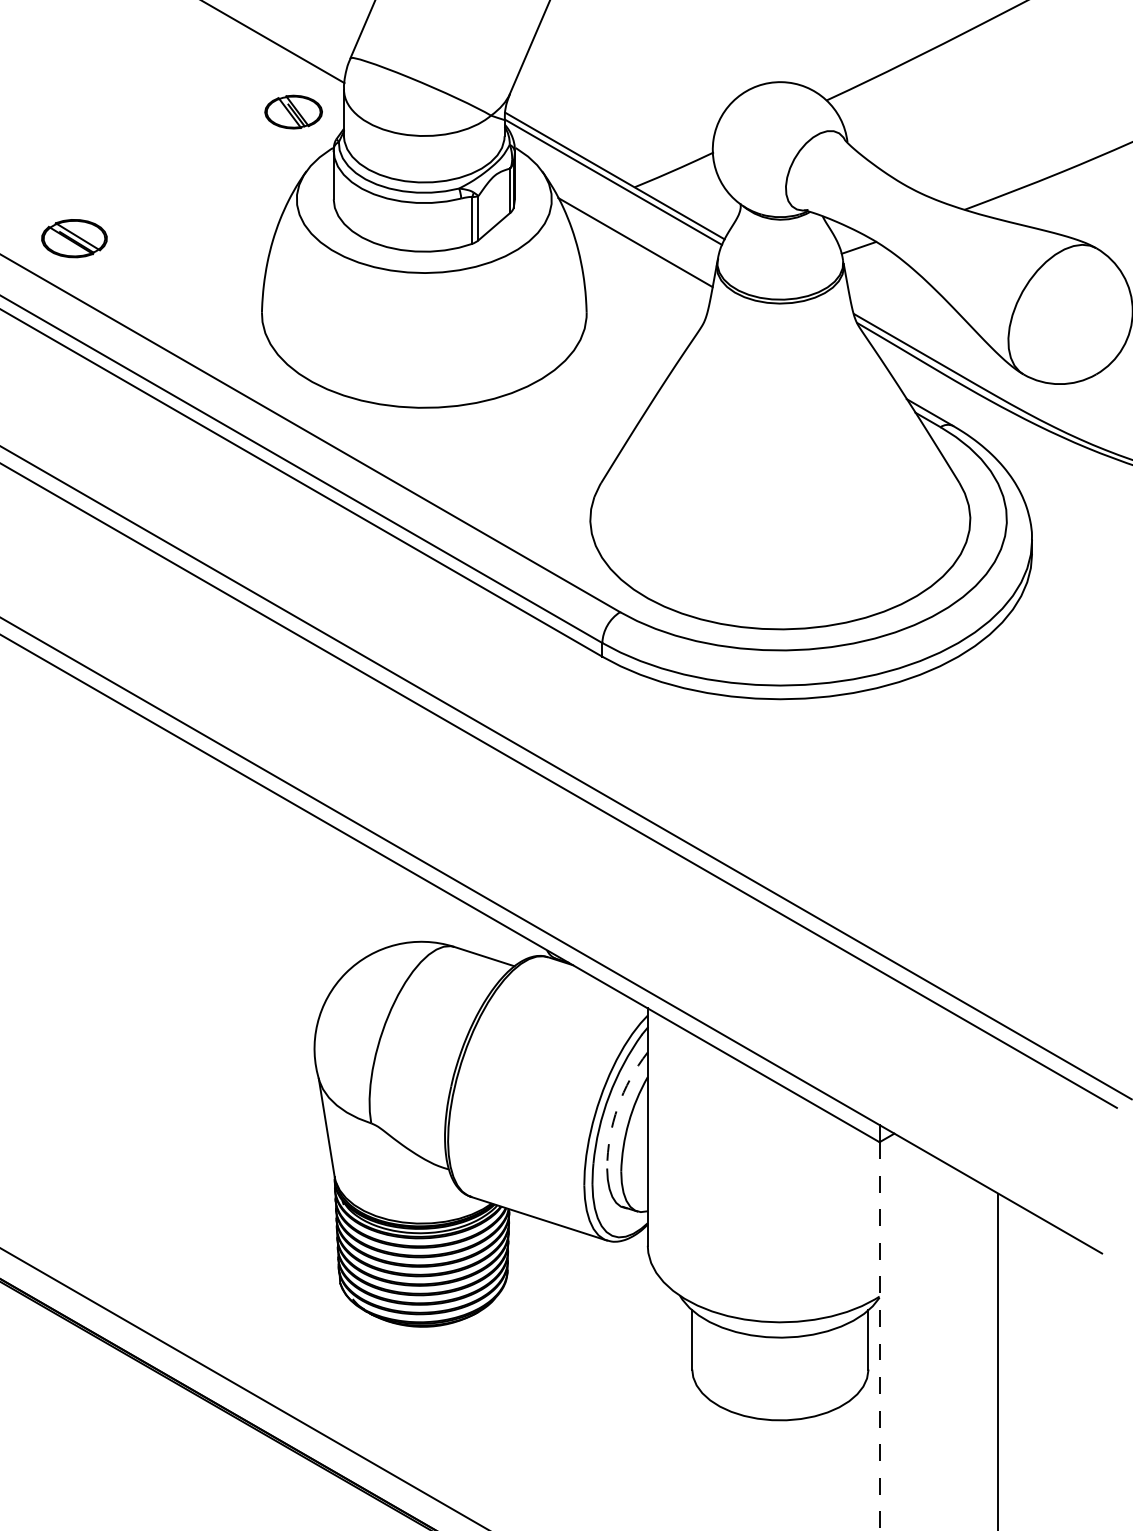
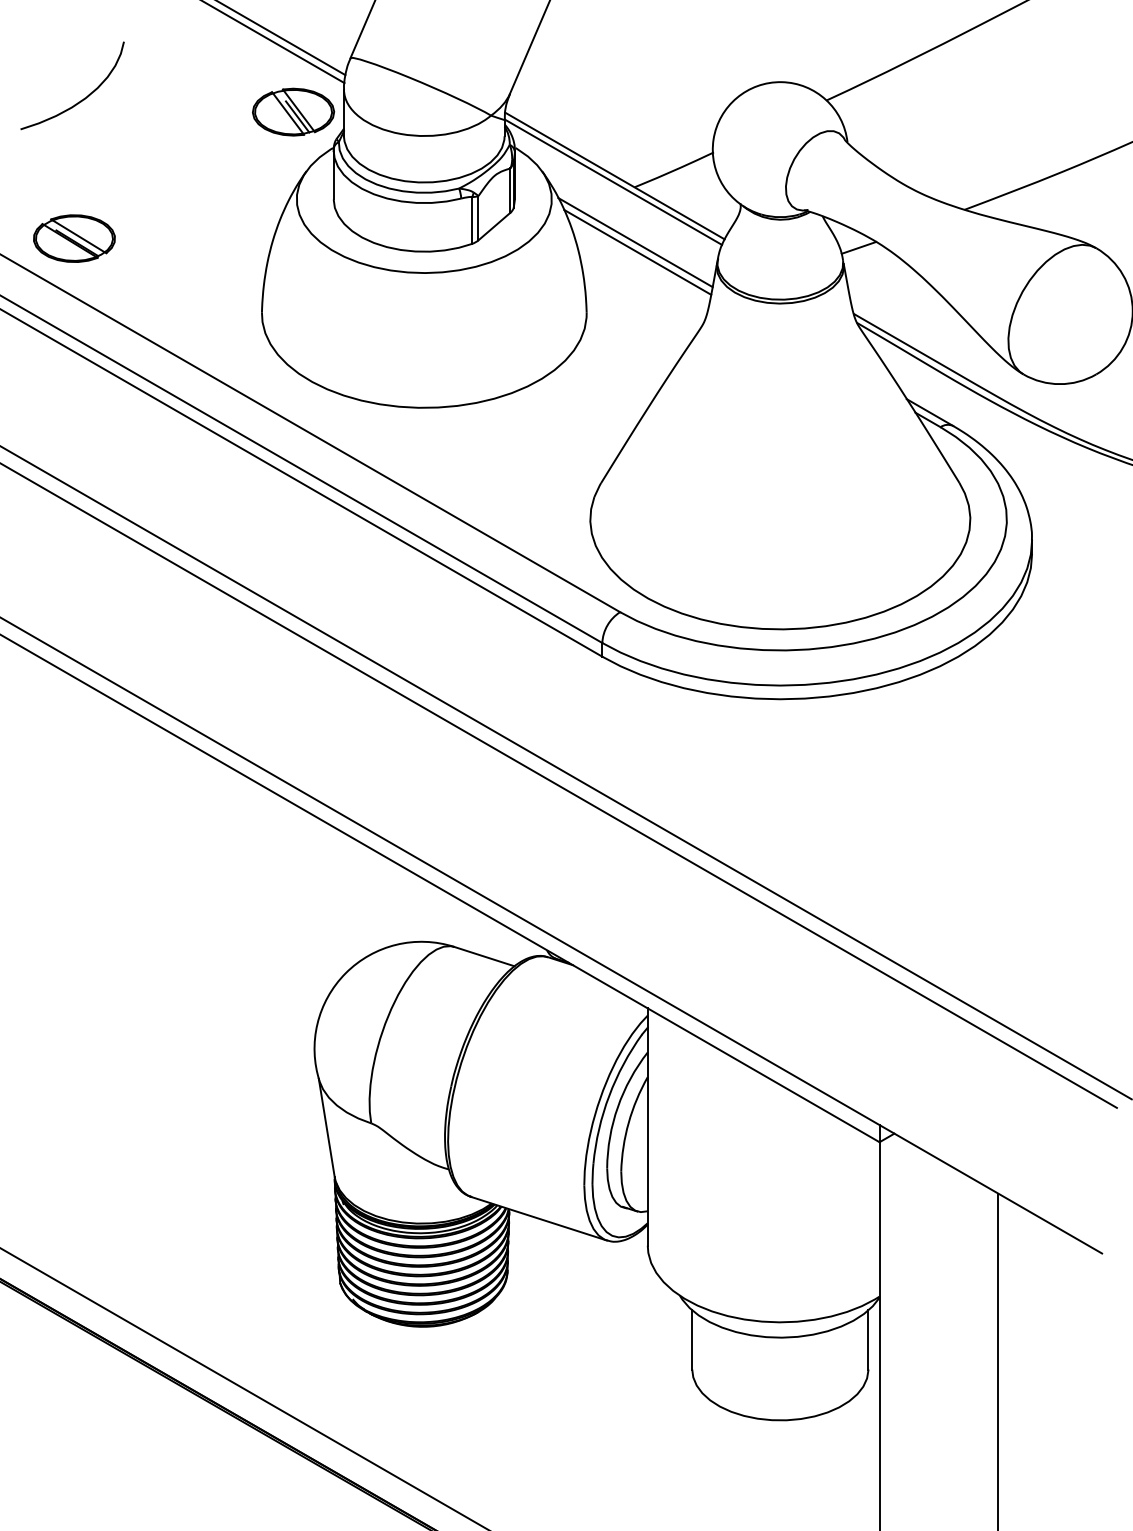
line: none -> present (281, 38)
curve: none -> present (81, 99)
part size: 59x36 px -> 84x50 px (293, 111)
part size: 67x40 px -> 83x49 px (74, 238)
line: none -> present (637, 251)
arc: dashed -> solid (617, 1107)
line: dashed -> solid (879, 1336)
